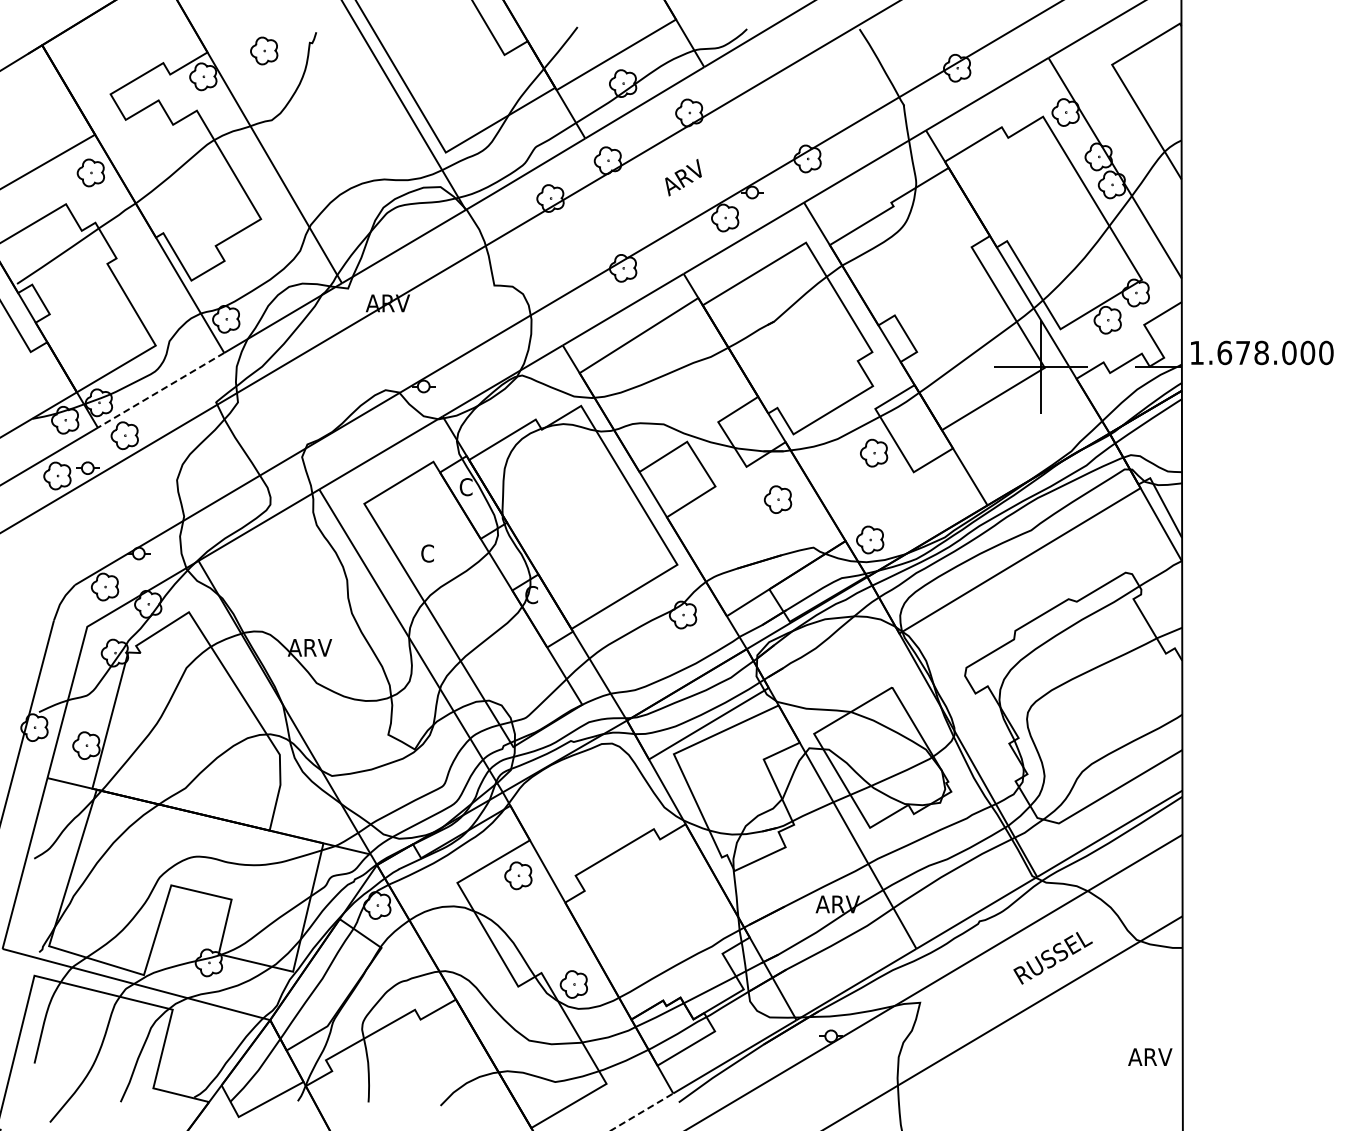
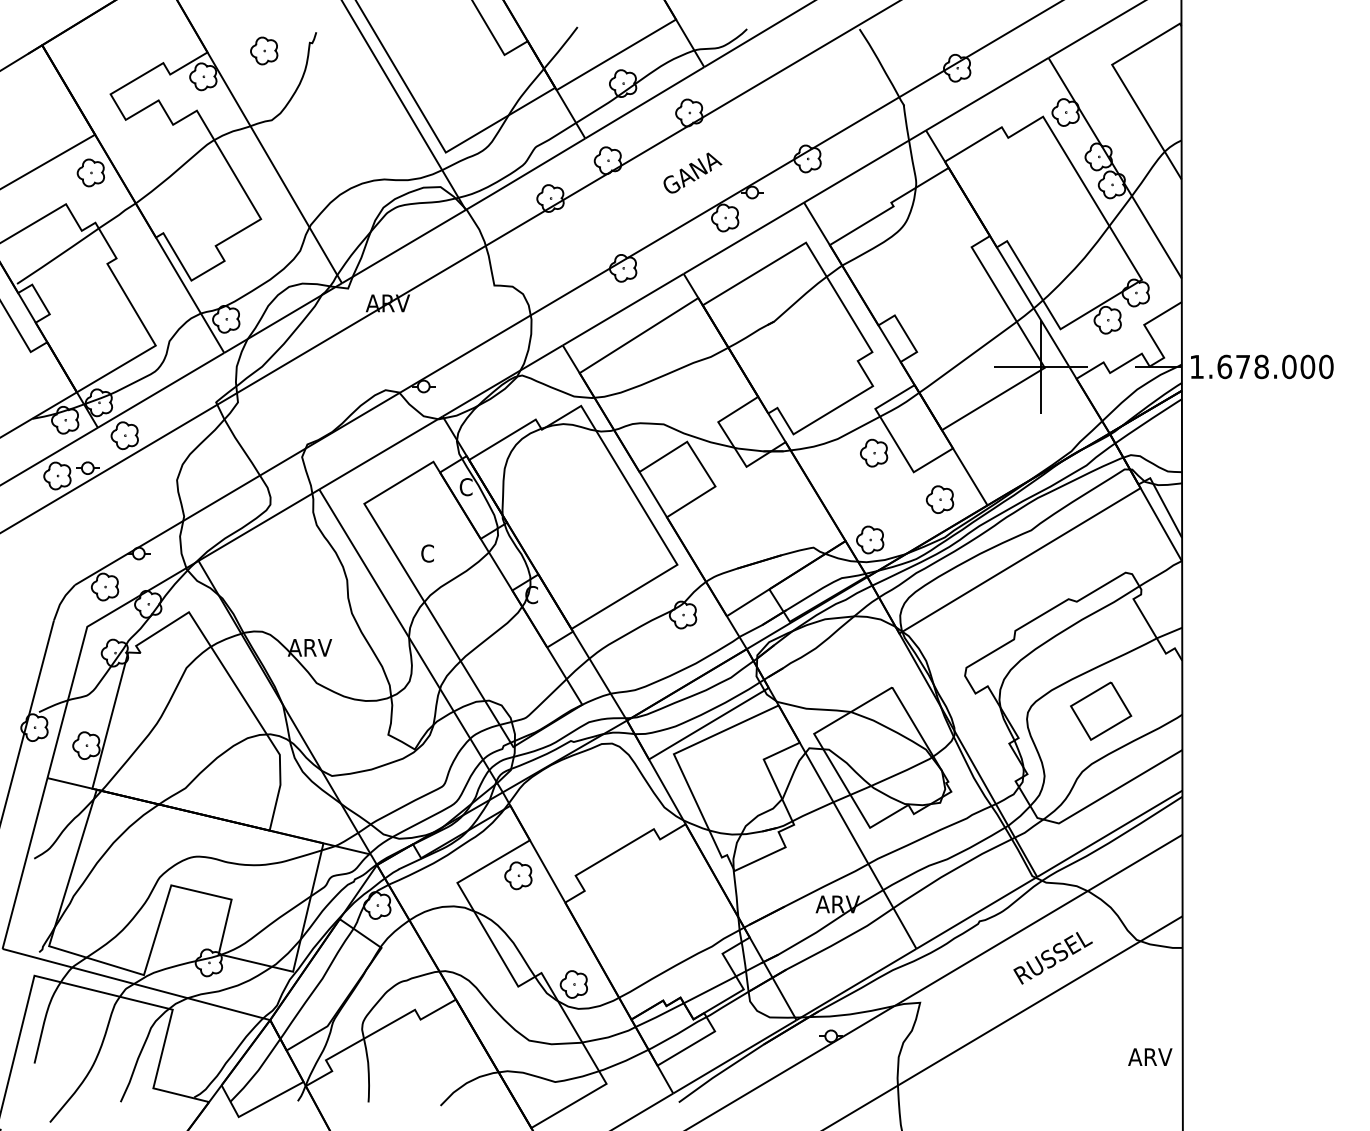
text: ARV -> GANA (692, 174)
text position: (1262, 352) -> (1262, 366) (1262, 366)
line: dashed -> solid (160, 390)
part position: (778, 499) -> (940, 499) (940, 499)
part: none -> present (1101, 710)
line: dashed -> solid (642, 1111)
